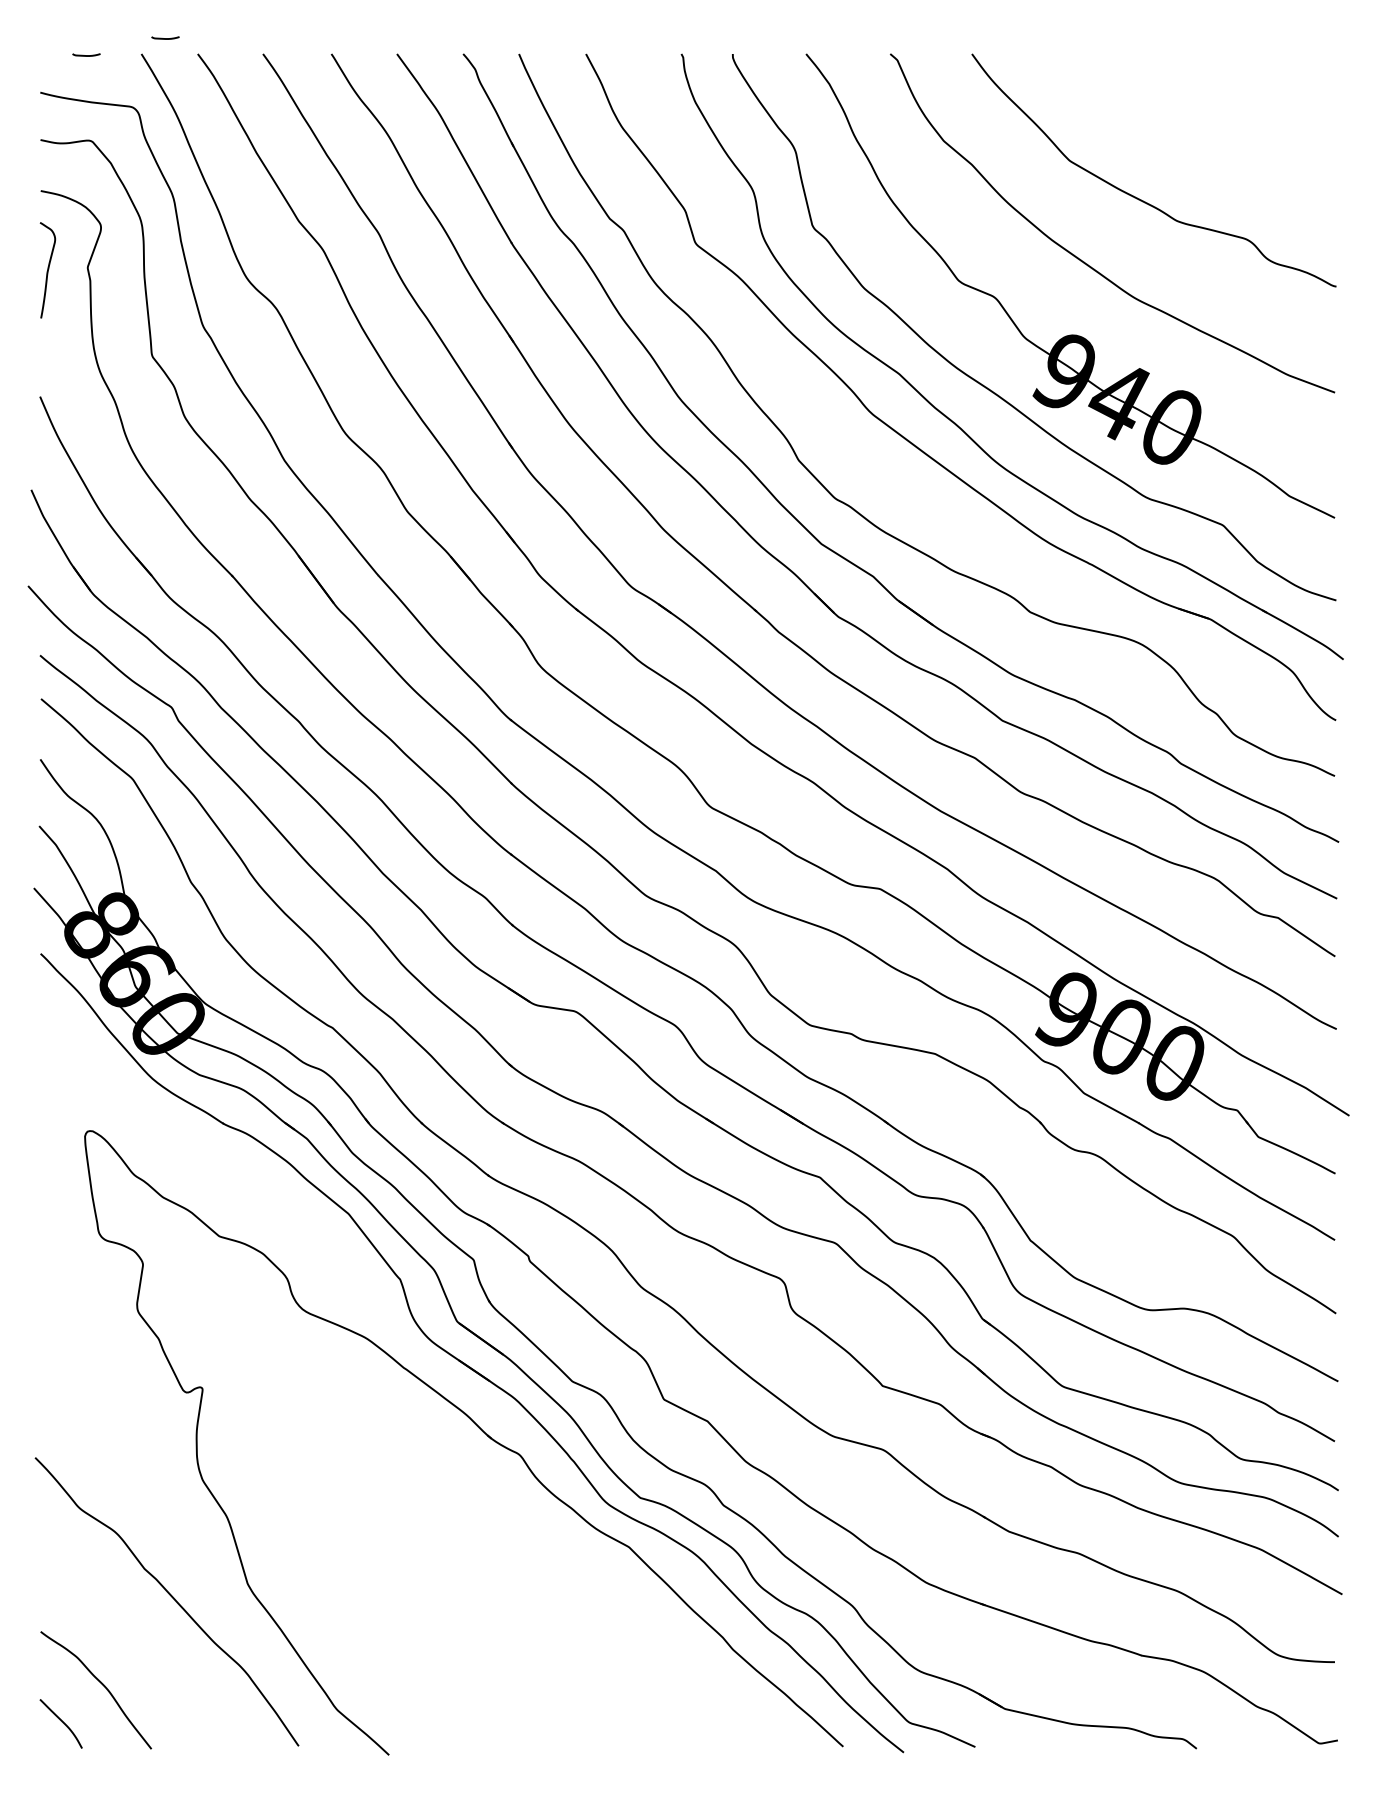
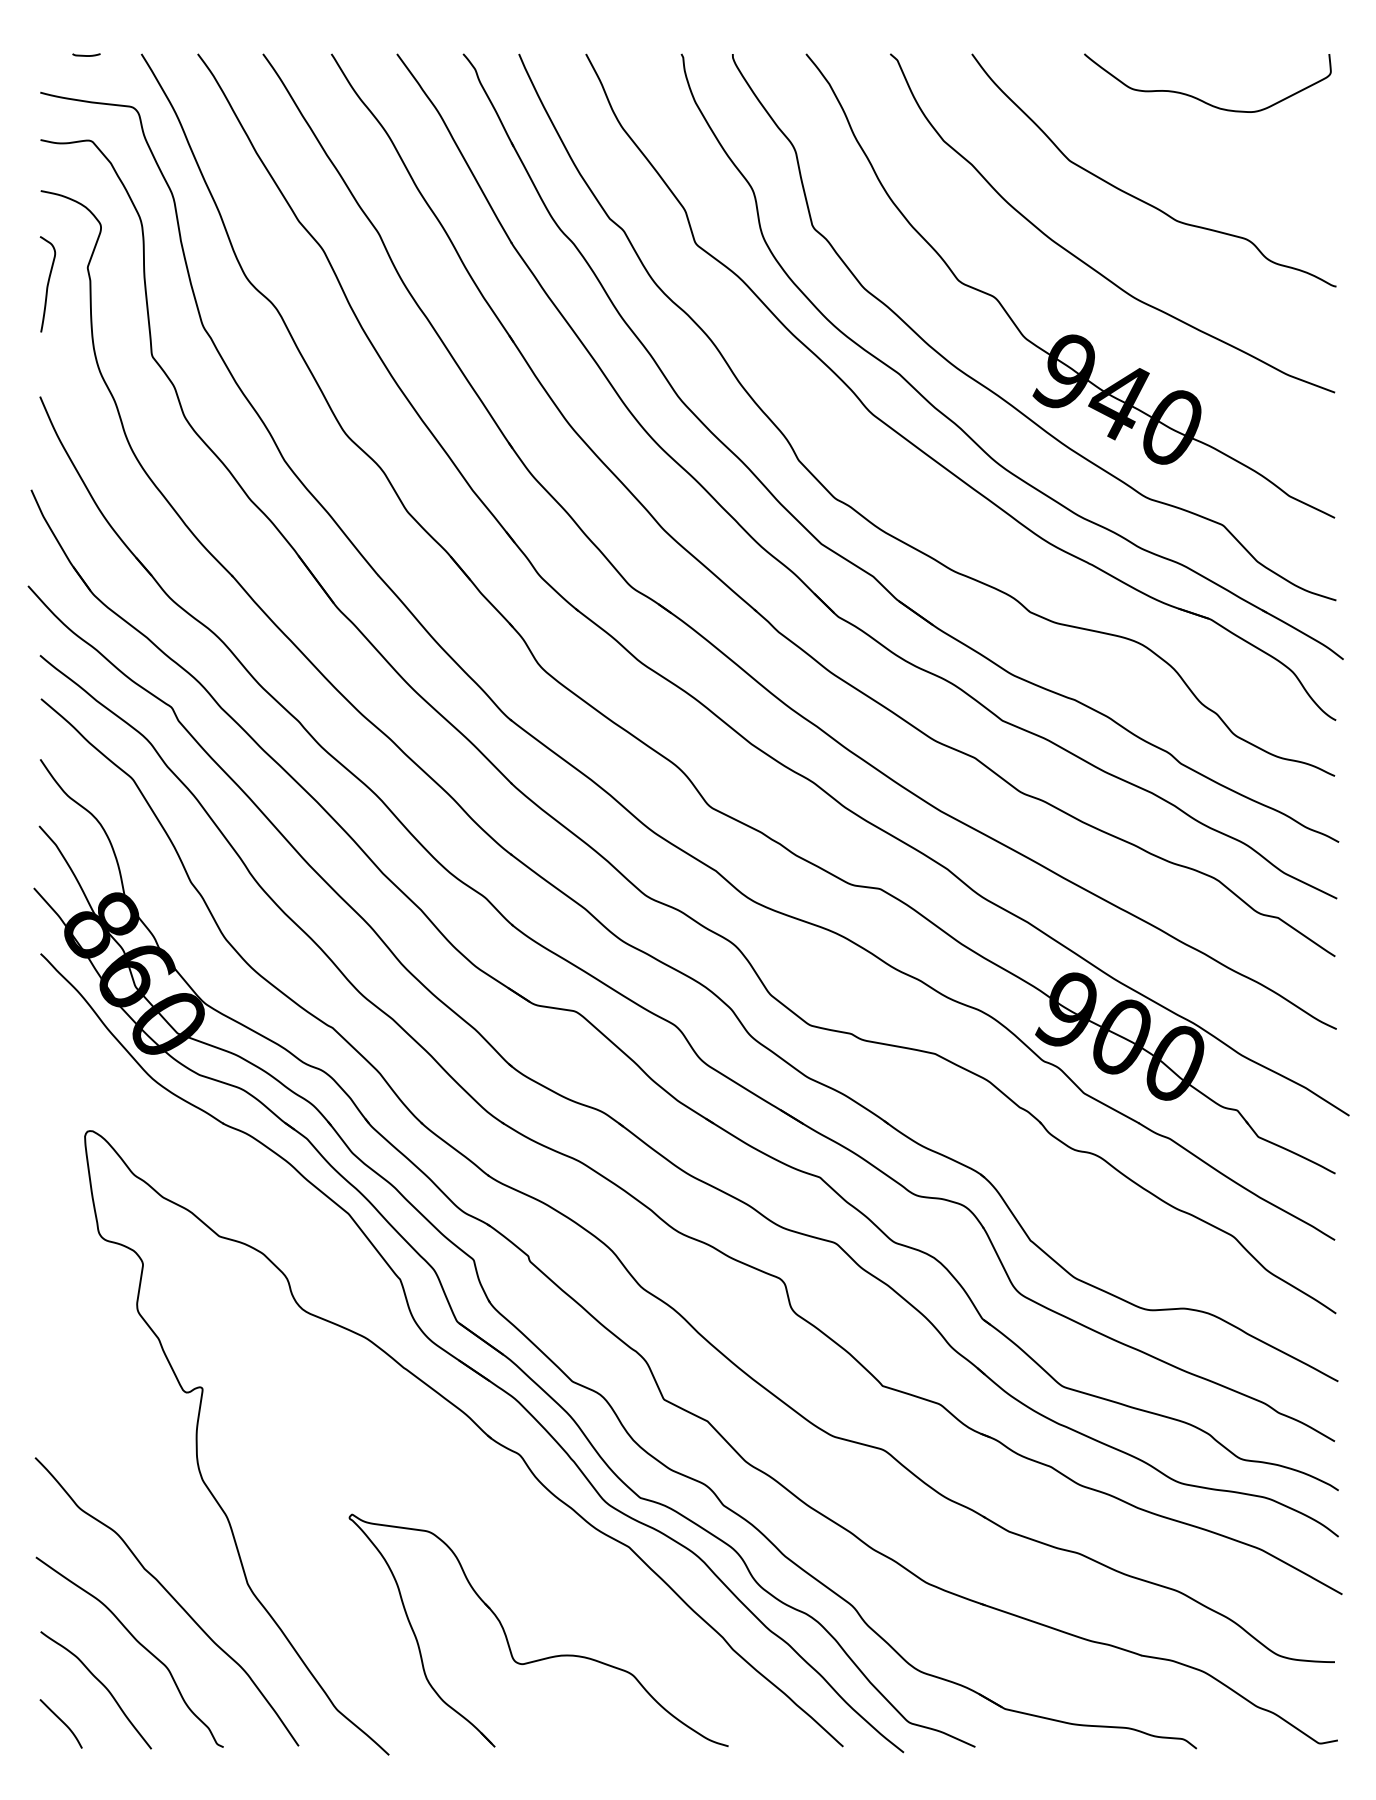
line: present -> none (165, 38)
curve: none -> present (1199, 98)
curve position: (47, 270) -> (47, 284) (47, 284)
curve: none -> present (137, 1642)
part: none -> present (545, 1657)
